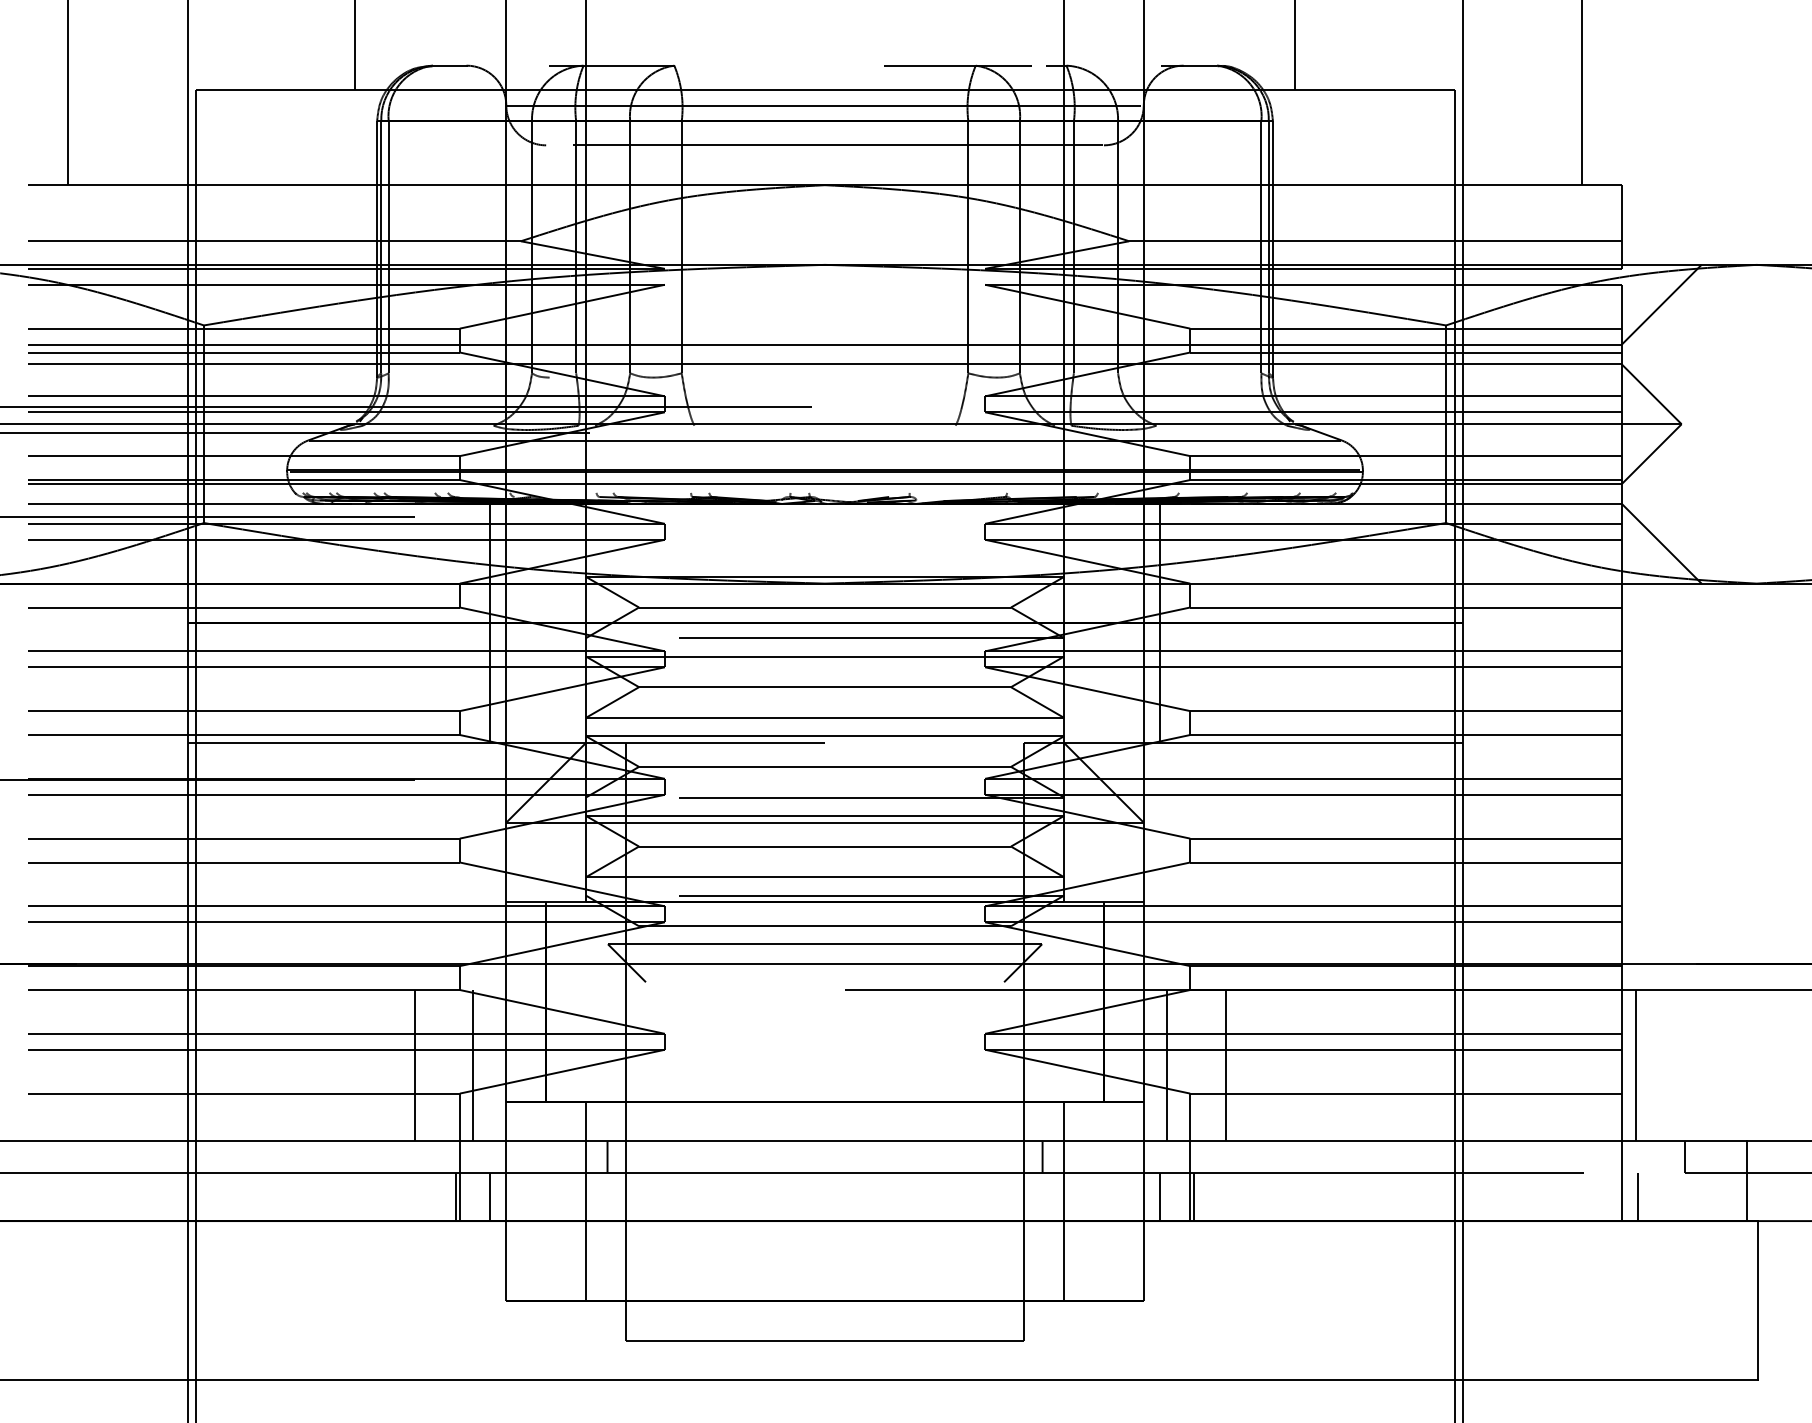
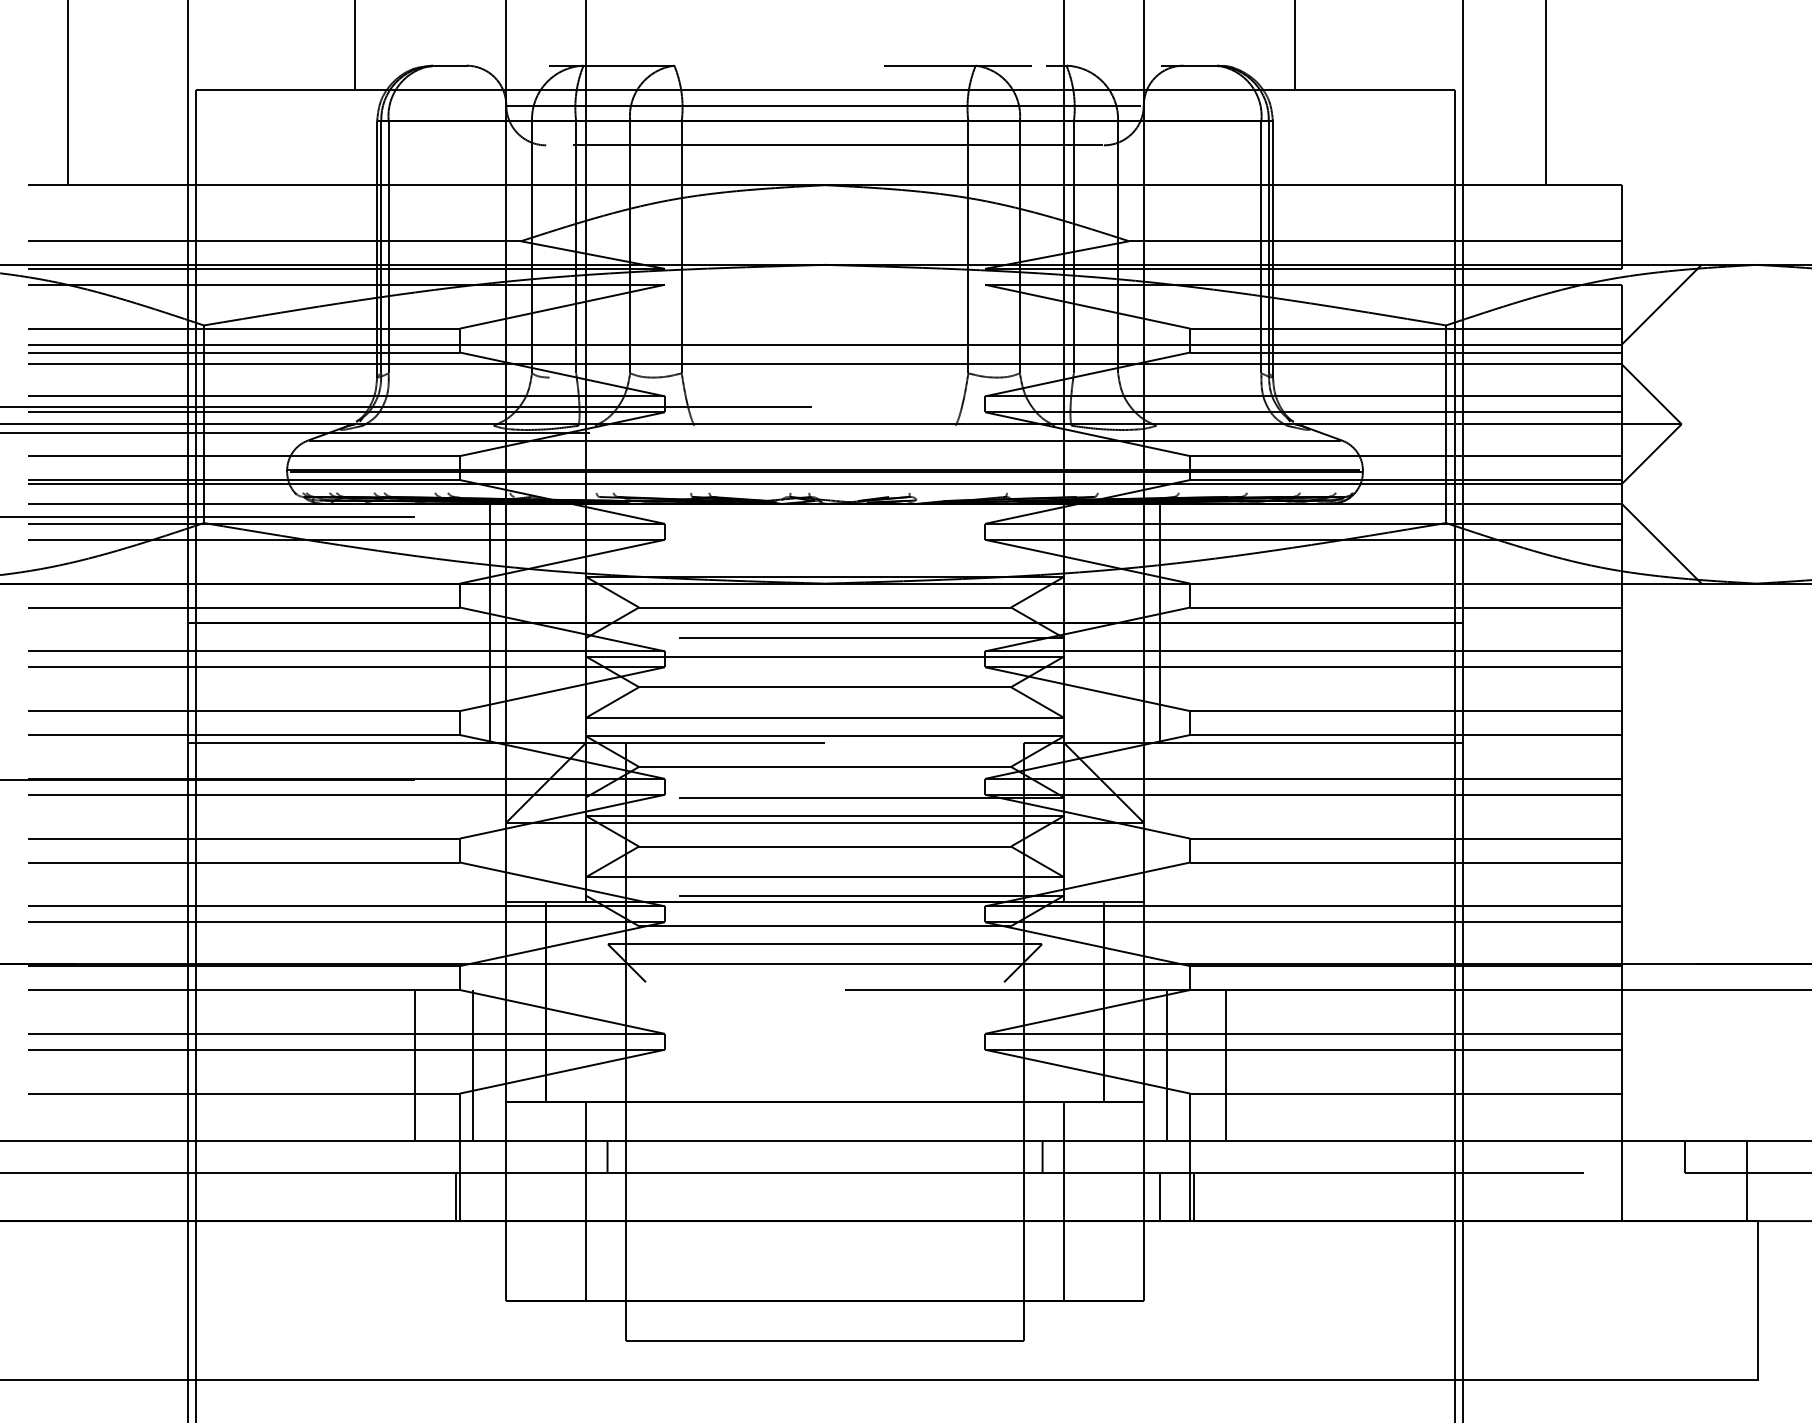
line position: (1582, 93) -> (1546, 93) (1546, 93)
line: present -> none (1635, 1065)
line: present -> none (490, 1197)
line: present -> none (1637, 1197)
